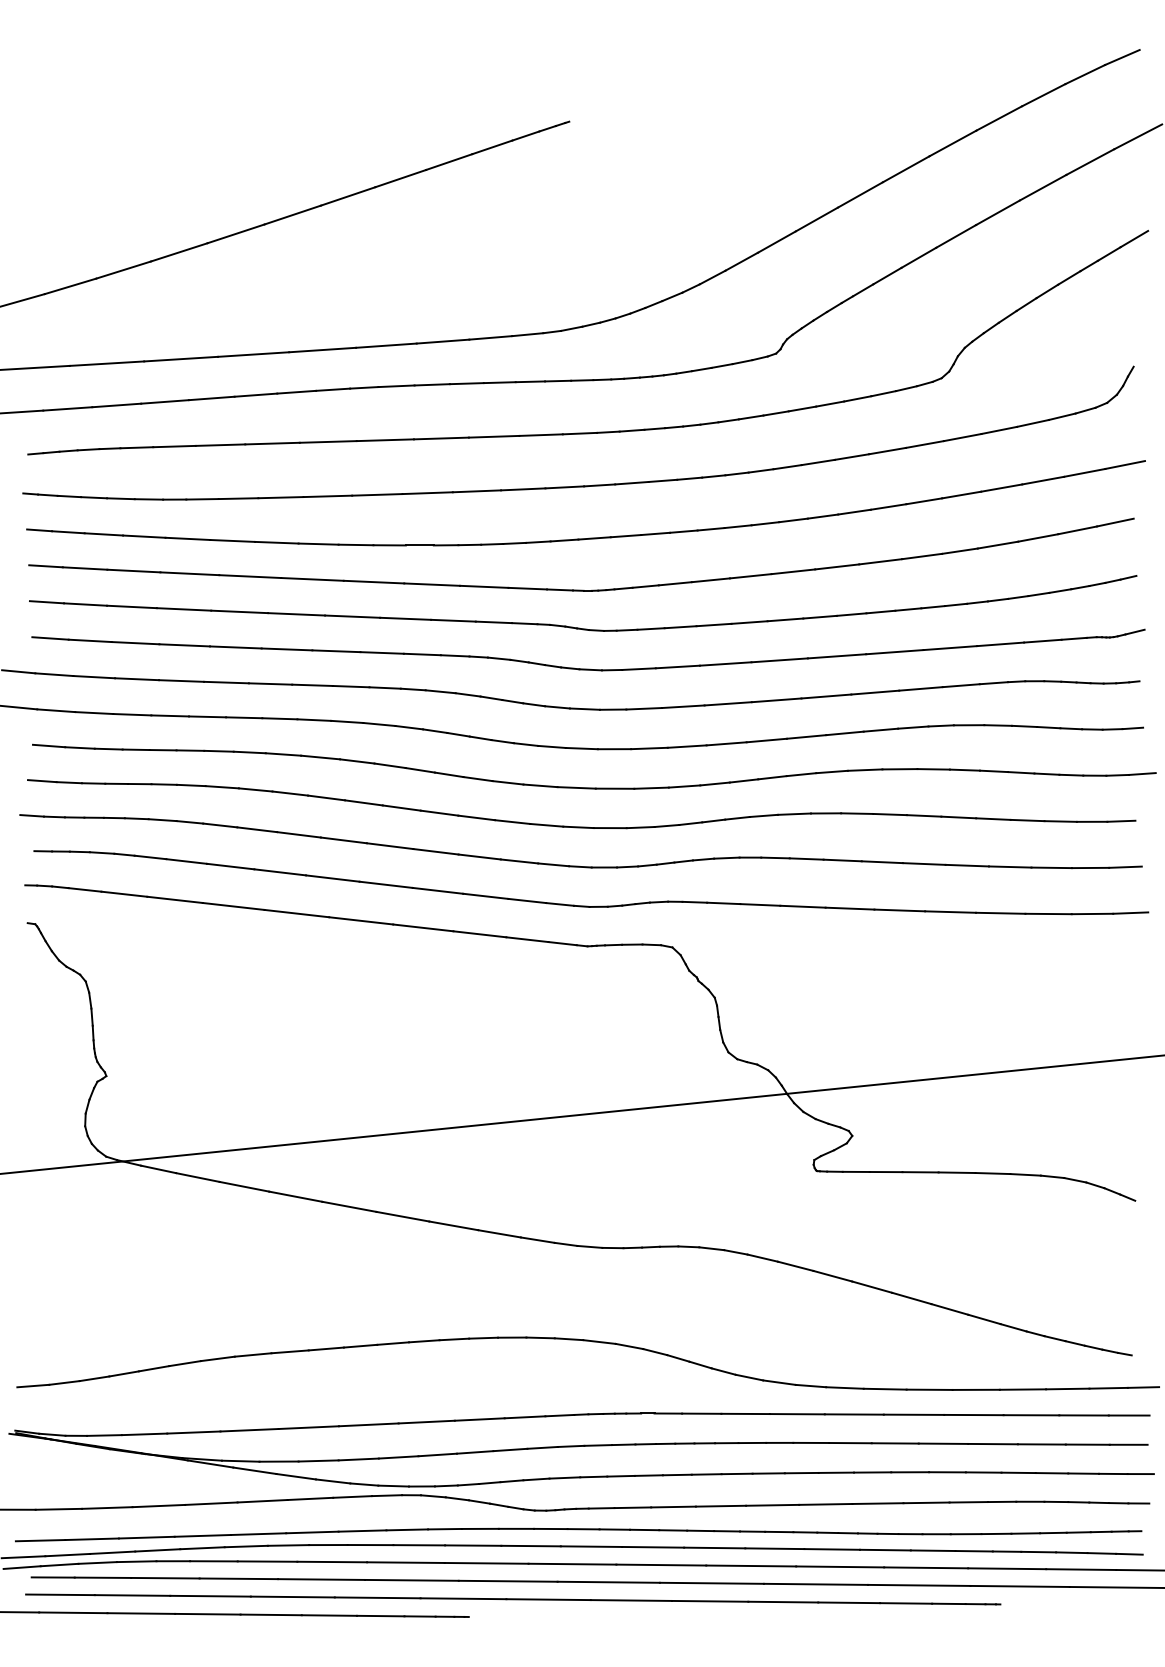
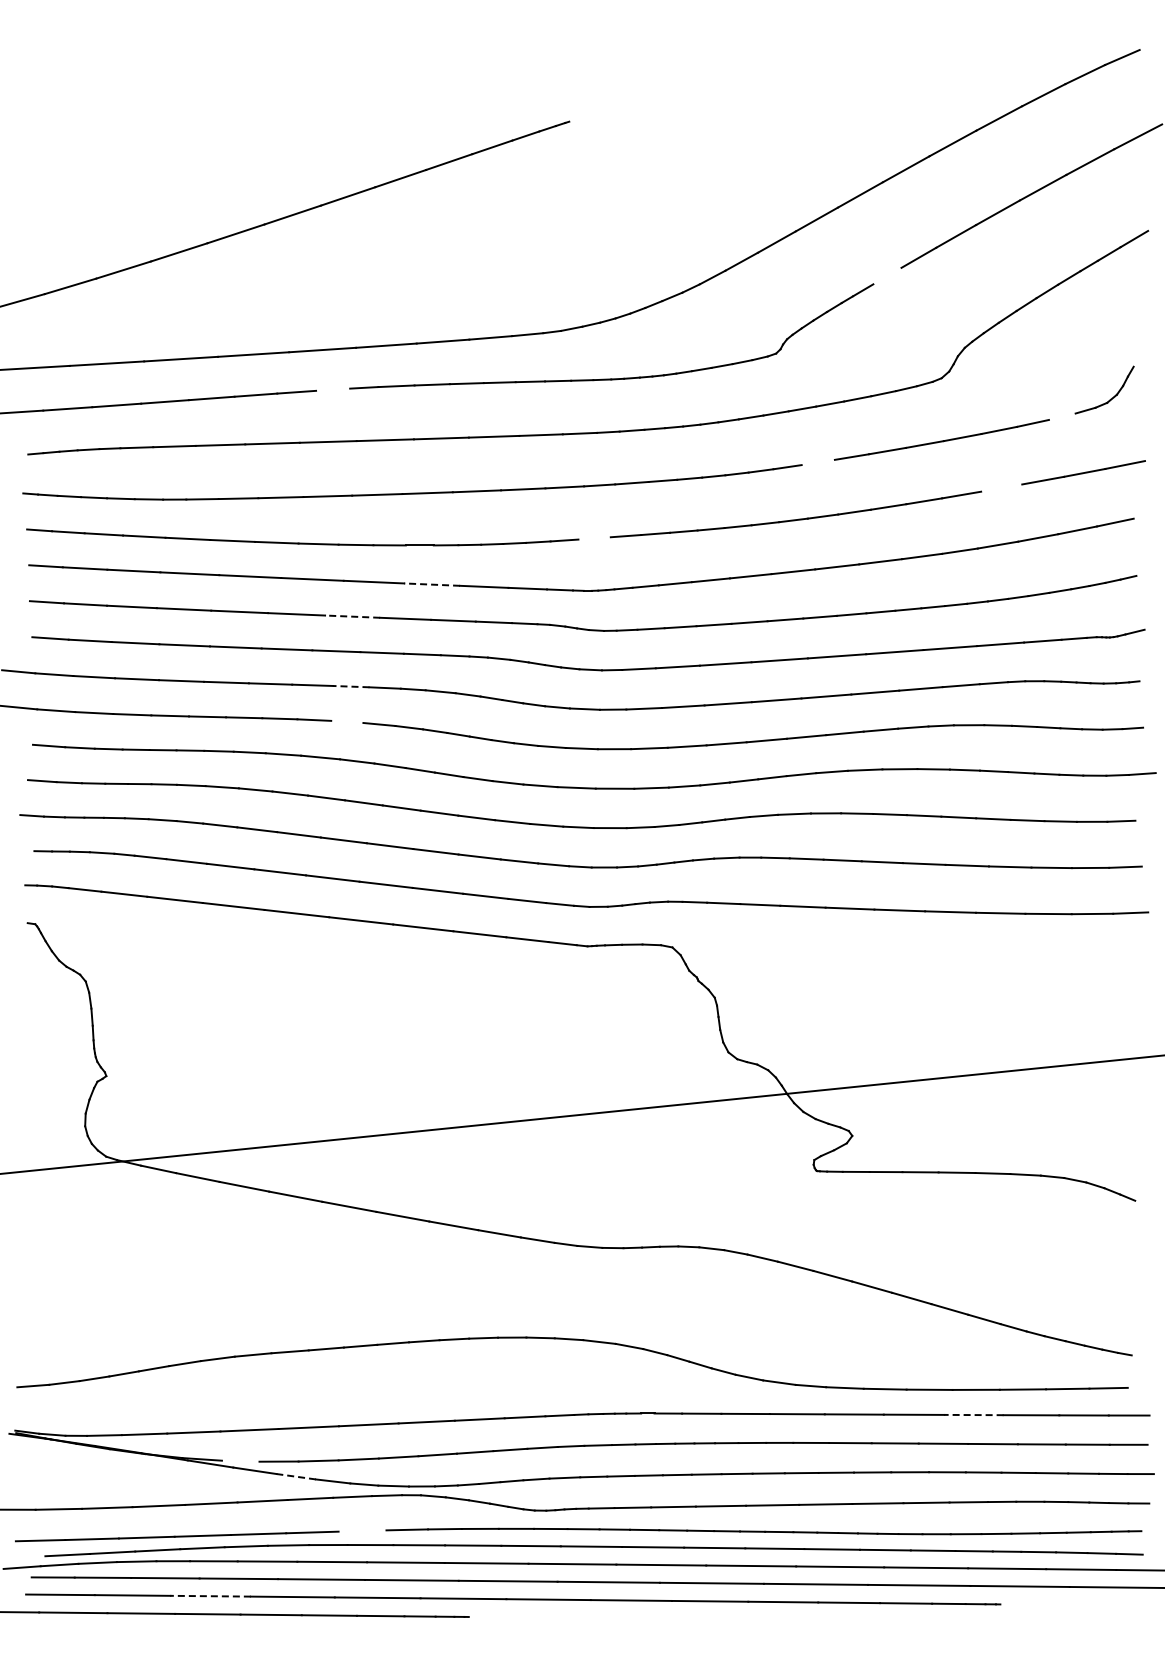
line: present -> none (887, 275)
line: present -> none (333, 389)
line: present -> none (1061, 416)
line: present -> none (817, 462)
line: present -> none (1001, 487)
line: present -> none (594, 538)
line: solid -> dashed (432, 584)
line: solid -> dashed (352, 616)
line: solid -> dashed (350, 686)
line: present -> none (347, 721)
line: present -> none (1143, 1387)
line: solid -> dashed (973, 1415)
line: present -> none (240, 1460)
line: solid -> dashed (296, 1476)
line: present -> none (362, 1530)
line: present -> none (23, 1557)
line: solid -> dashed (210, 1596)
